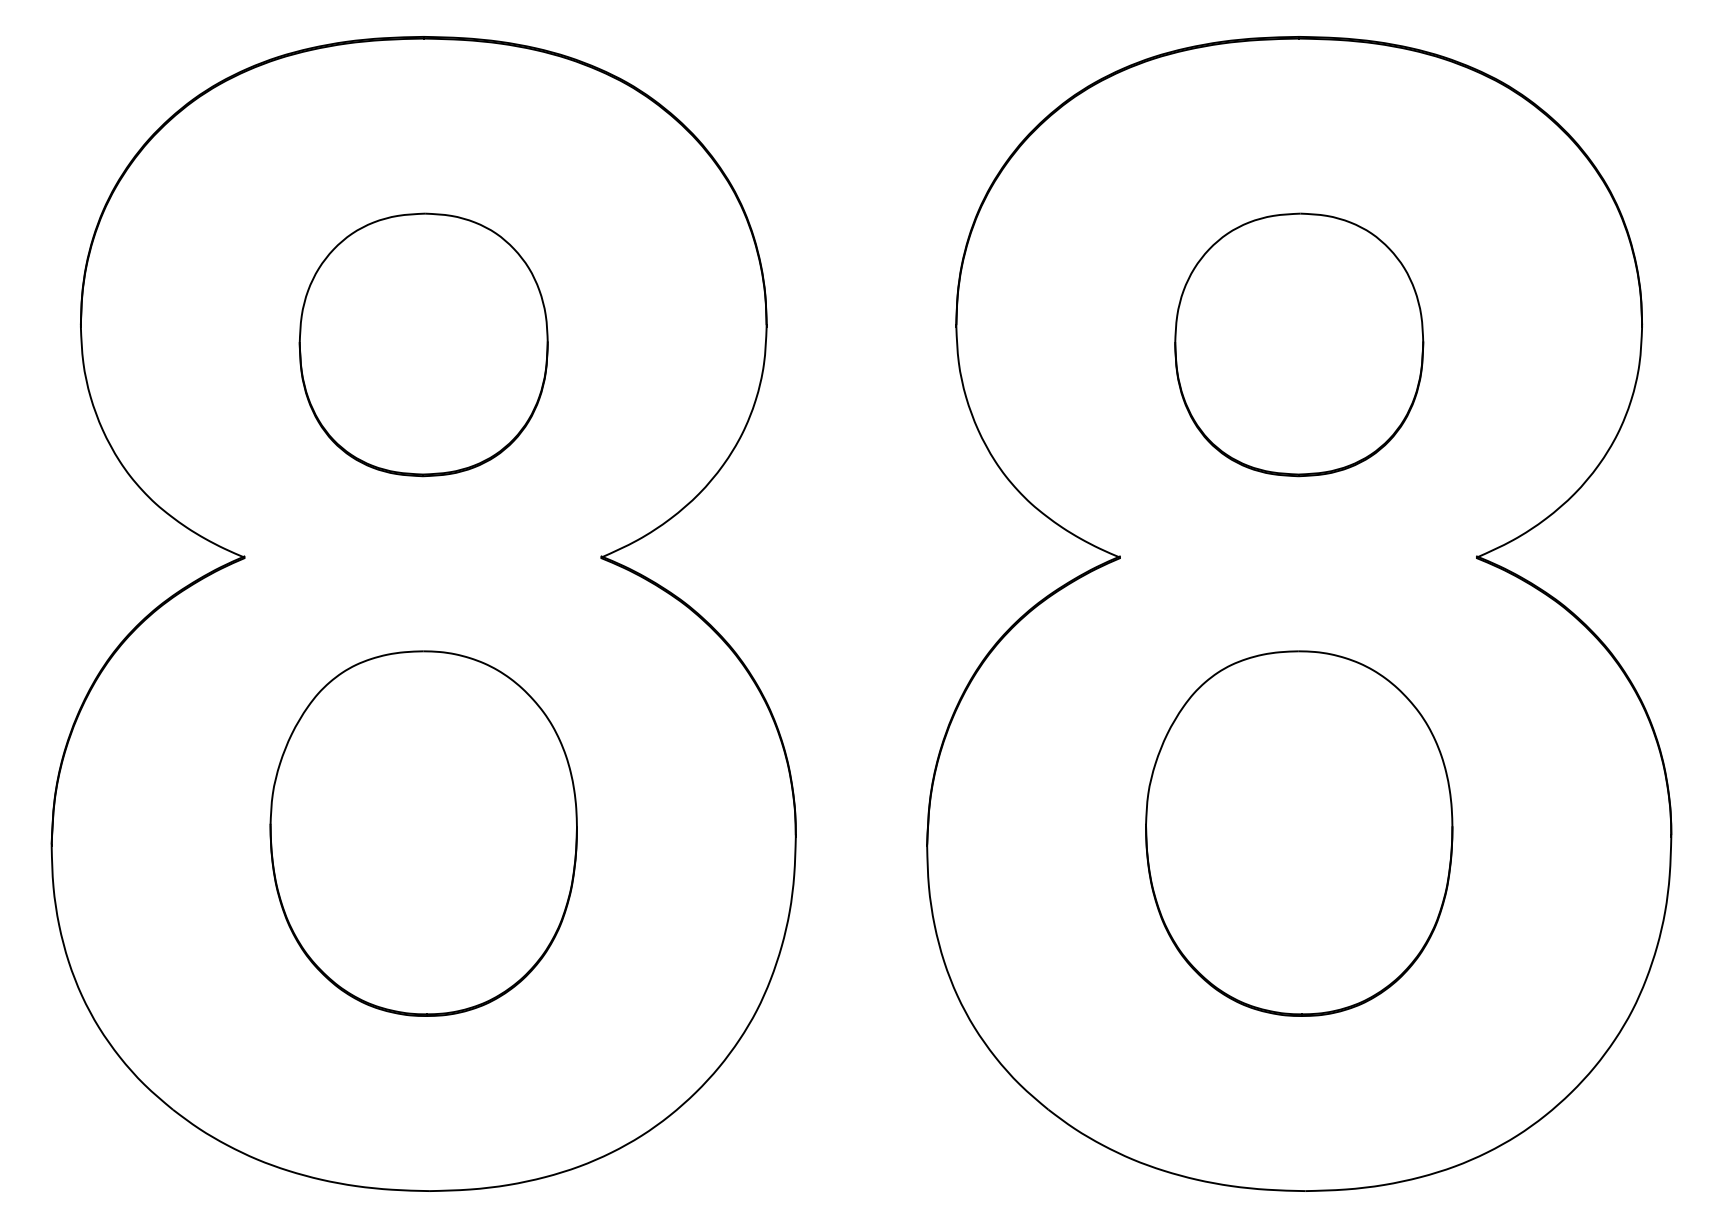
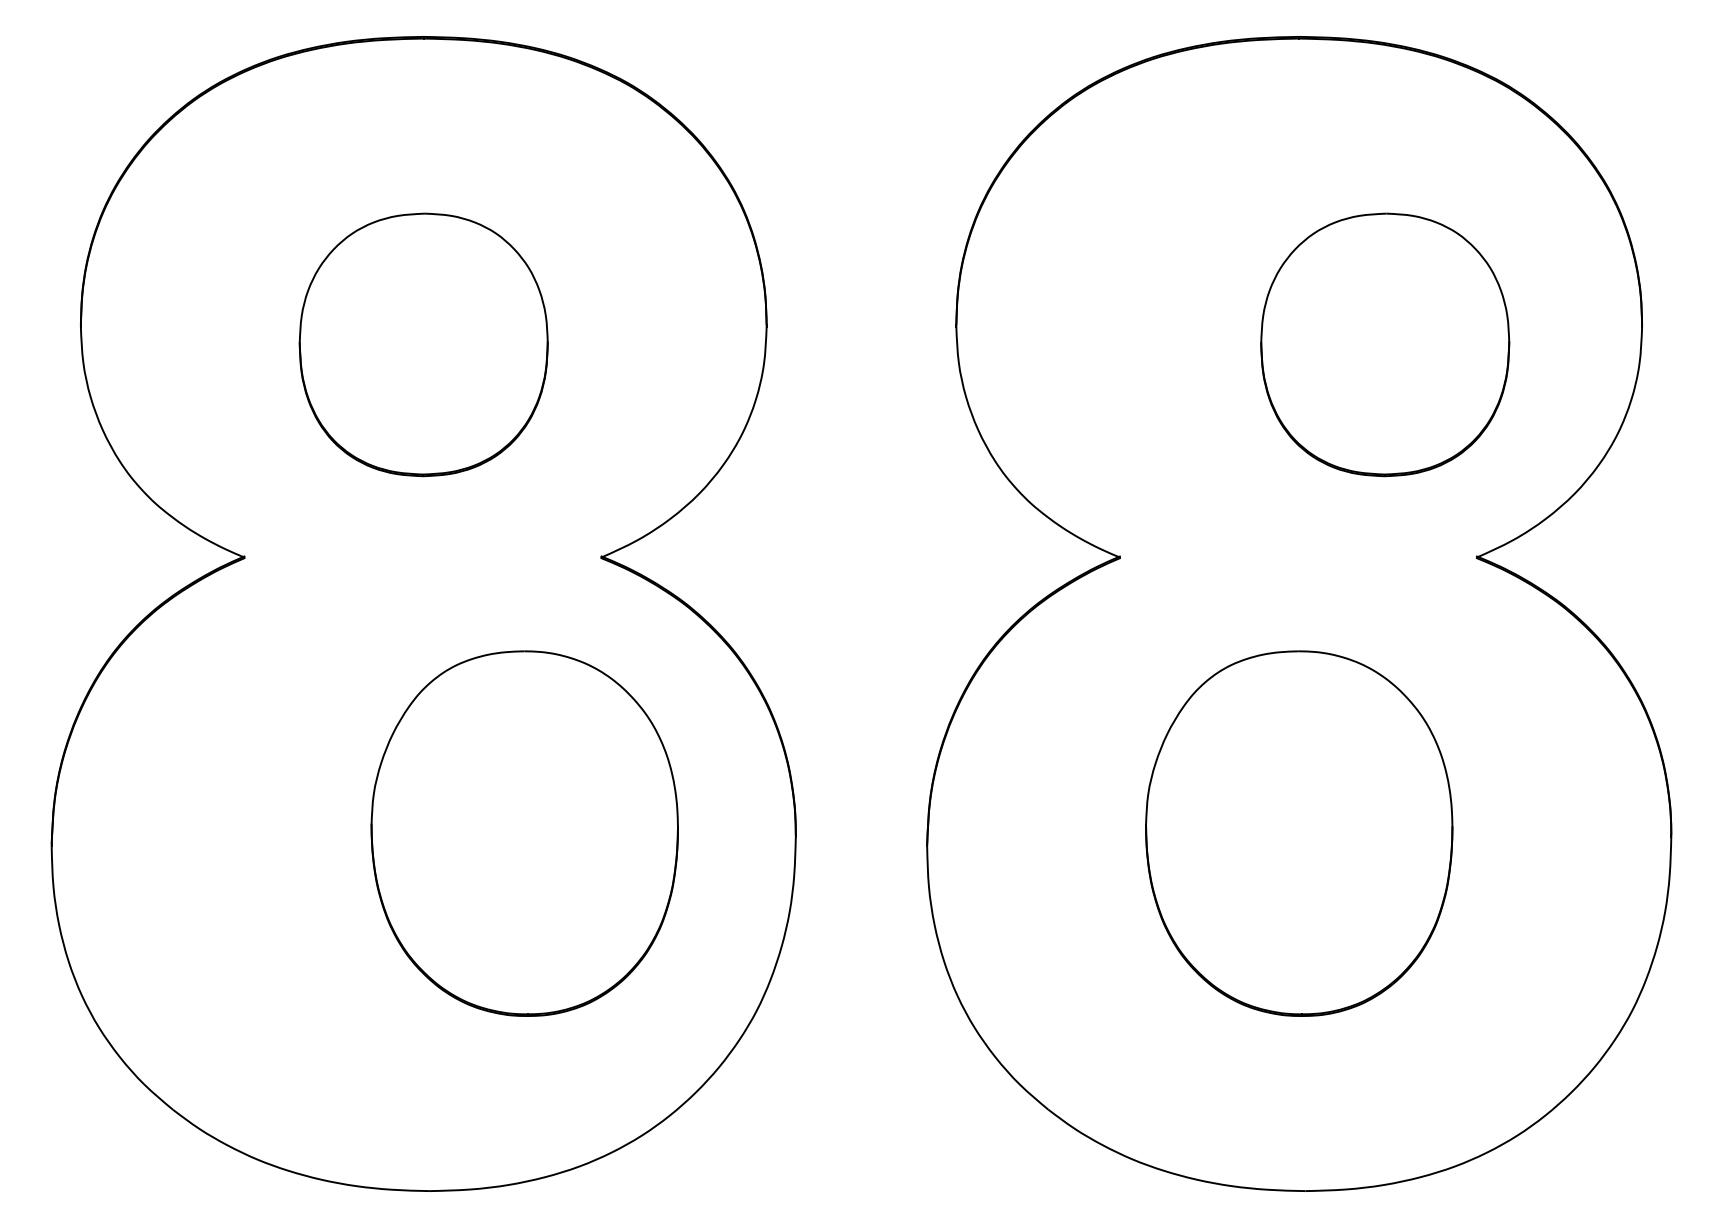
part position: (1299, 344) -> (1385, 344) (1385, 344)
part position: (423, 833) -> (524, 833) (524, 833)
